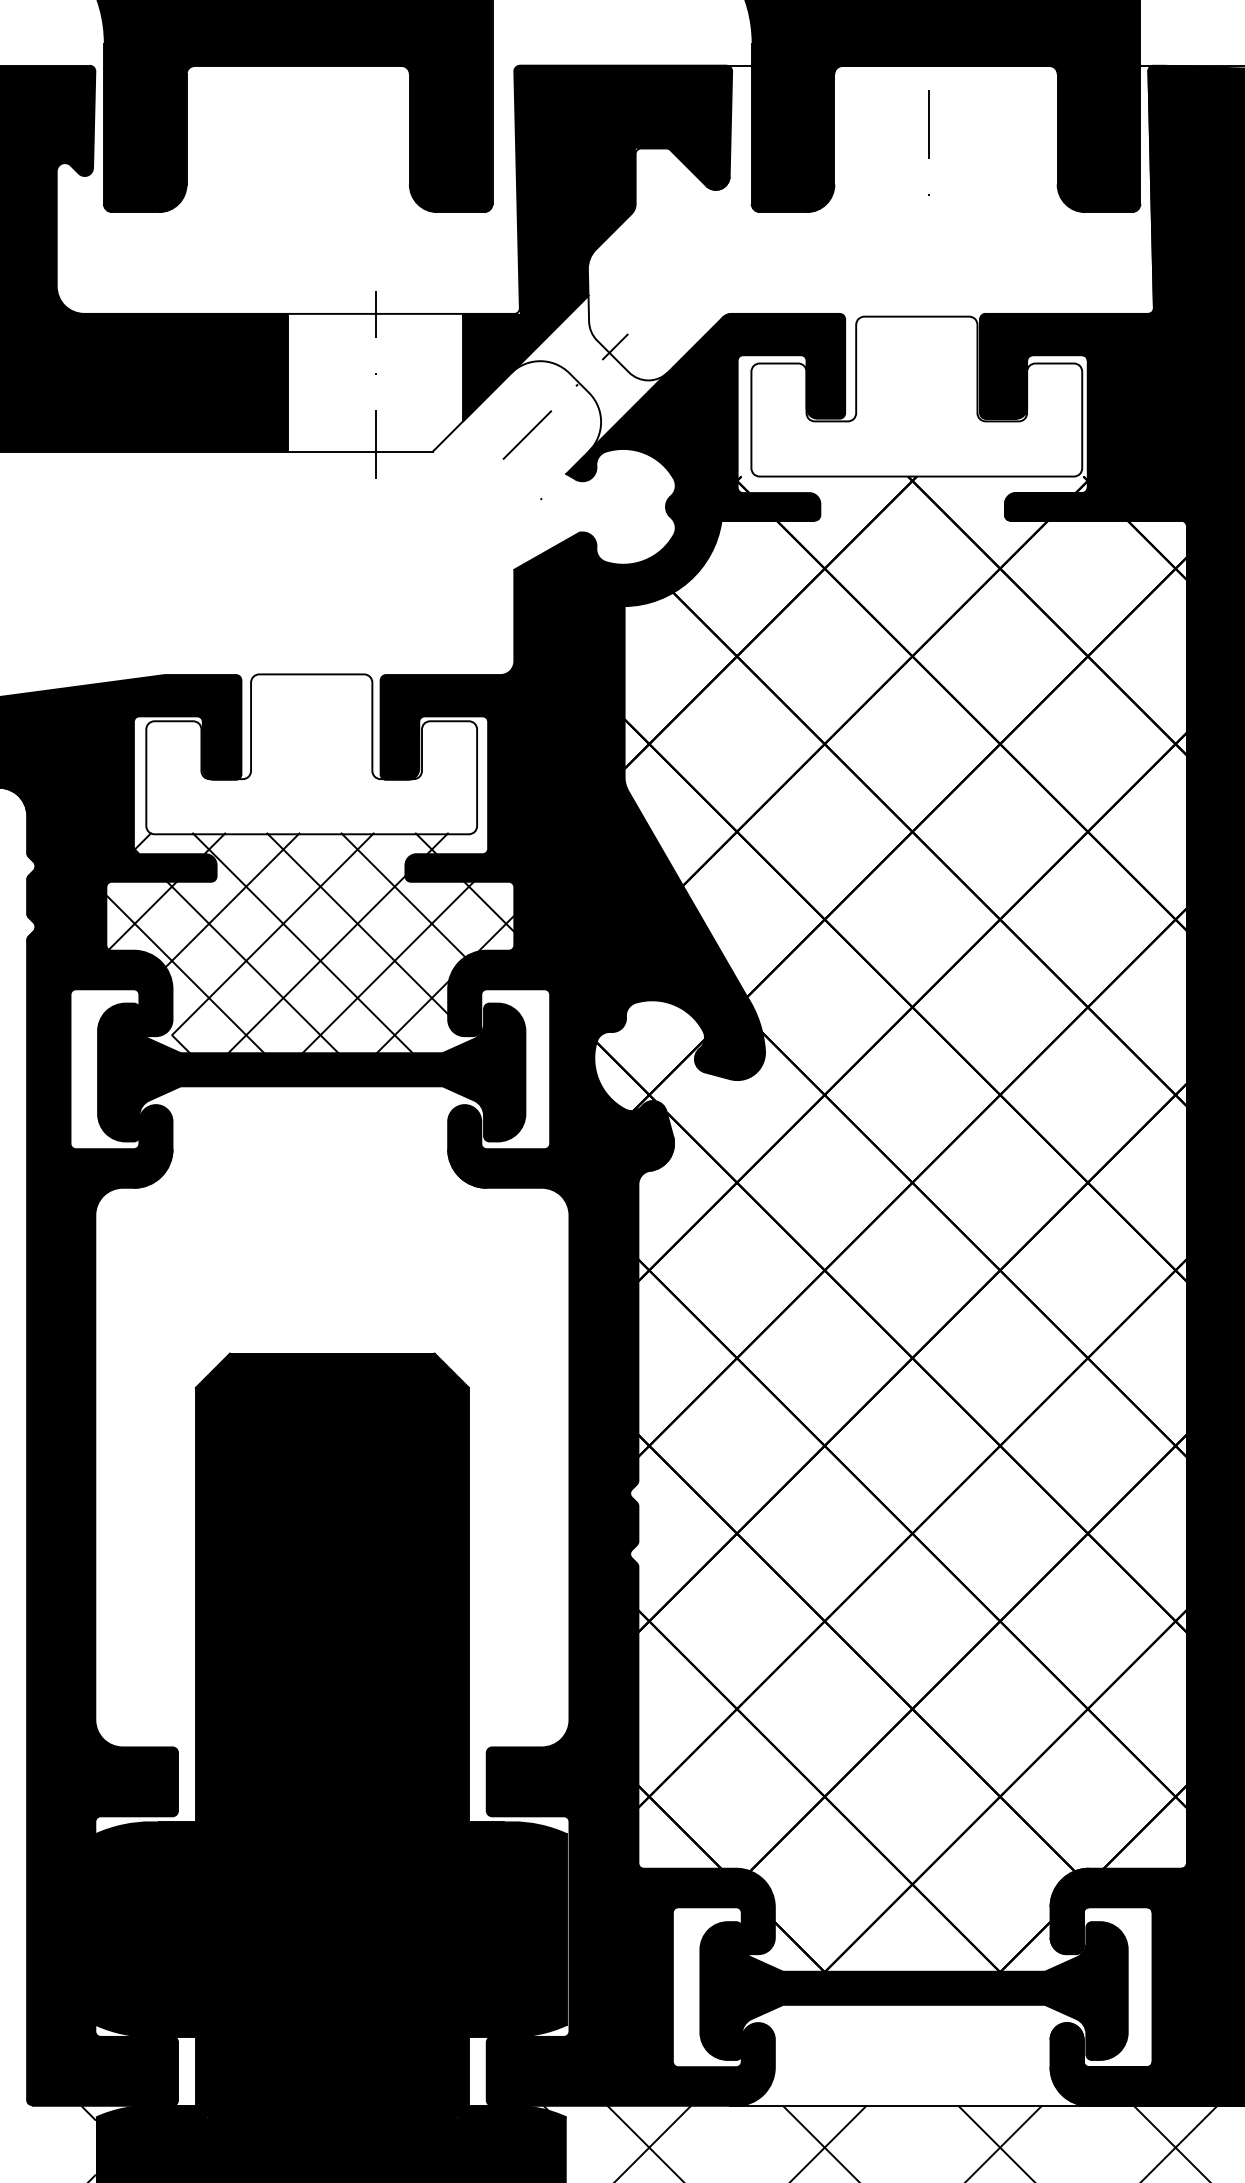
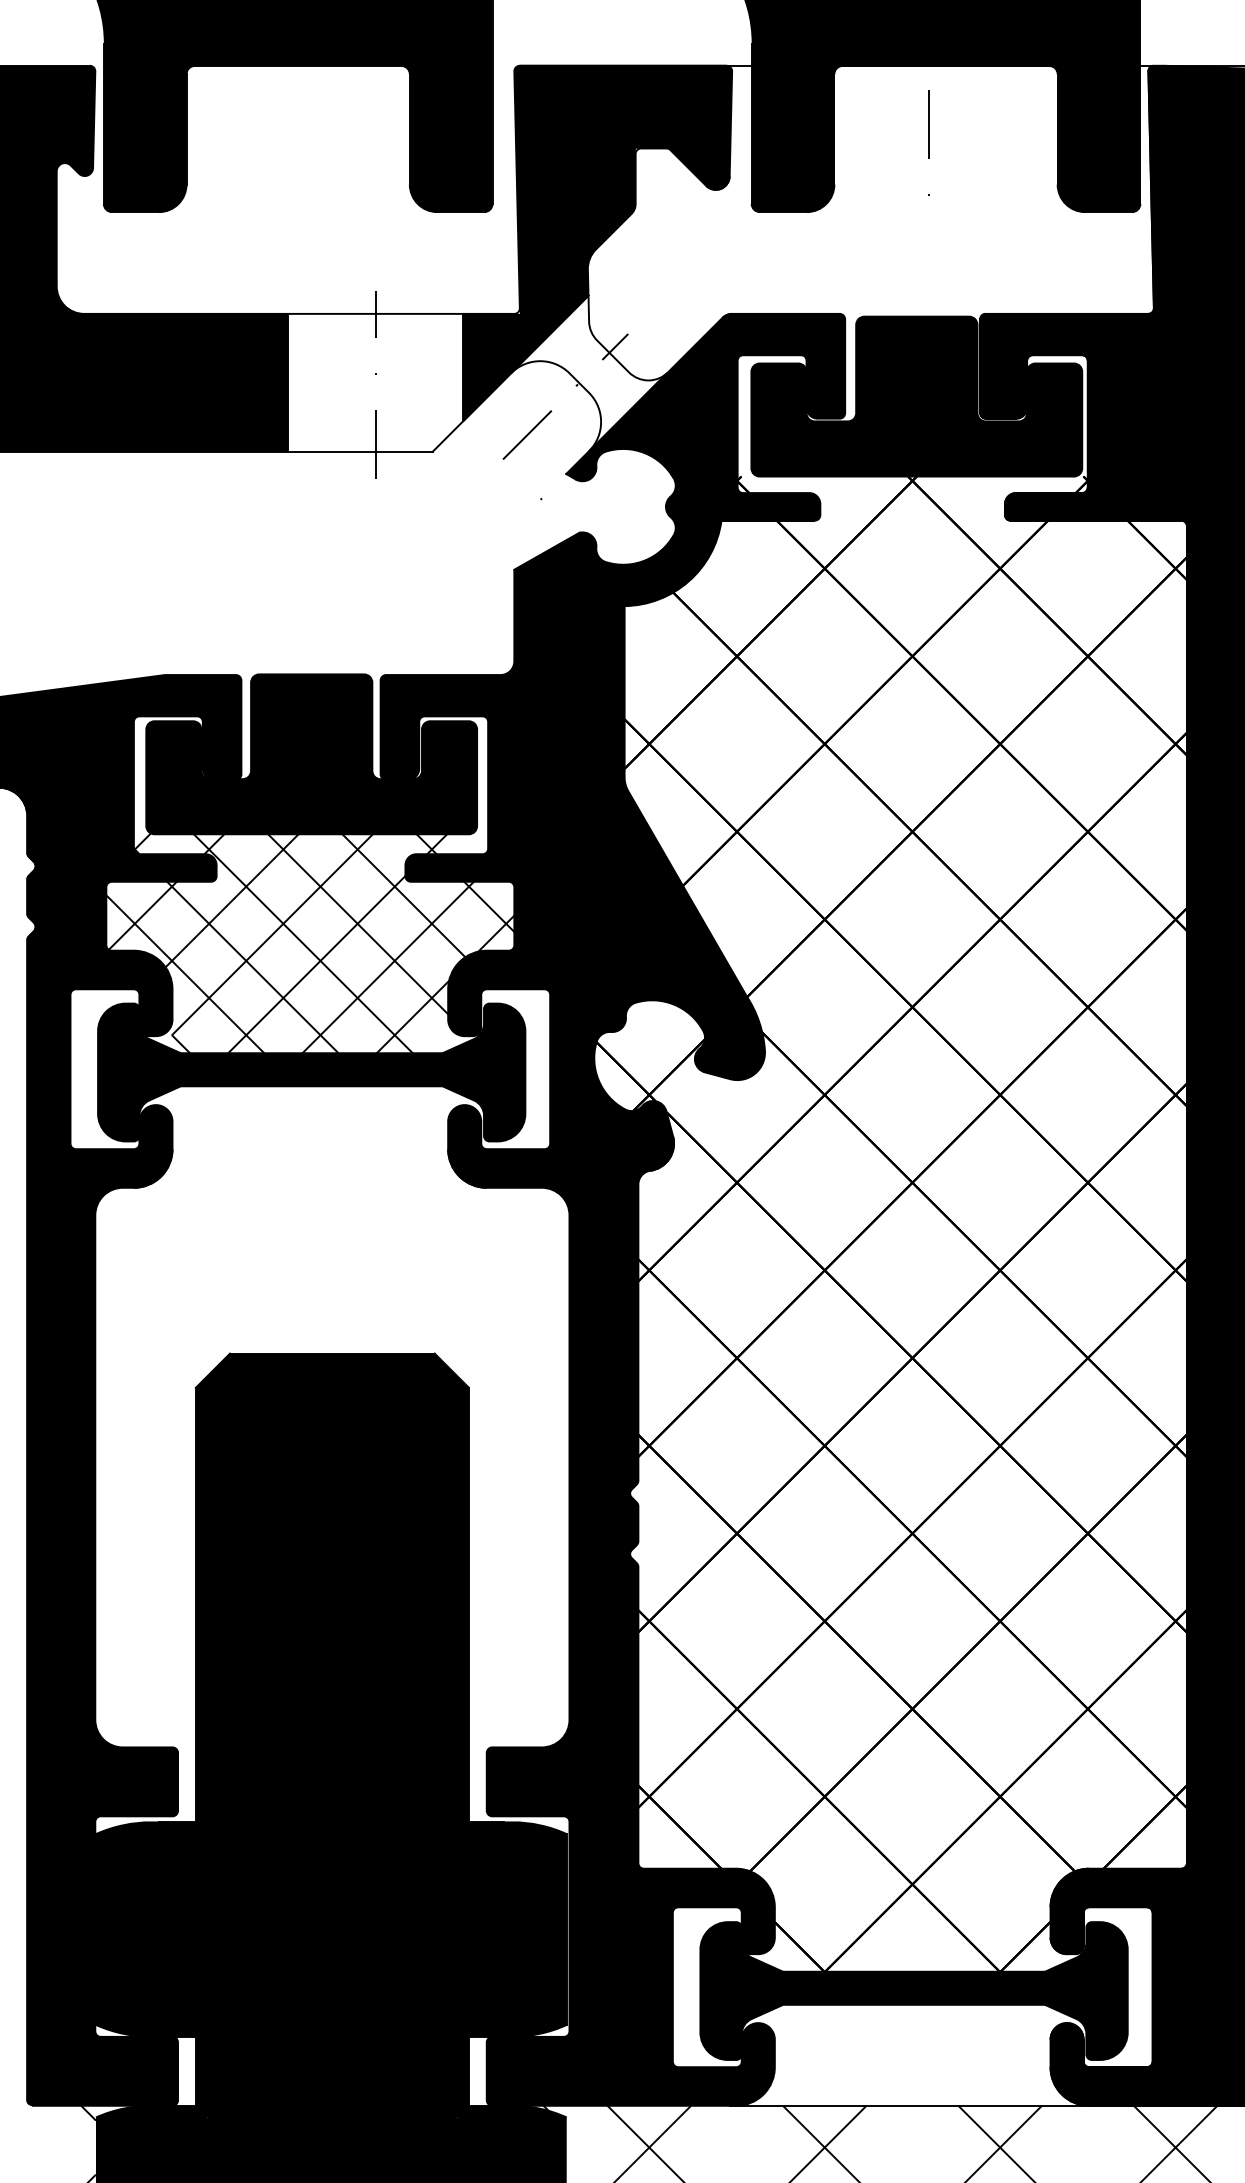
fill: none -> present (916, 396)
fill: none -> present (311, 754)
